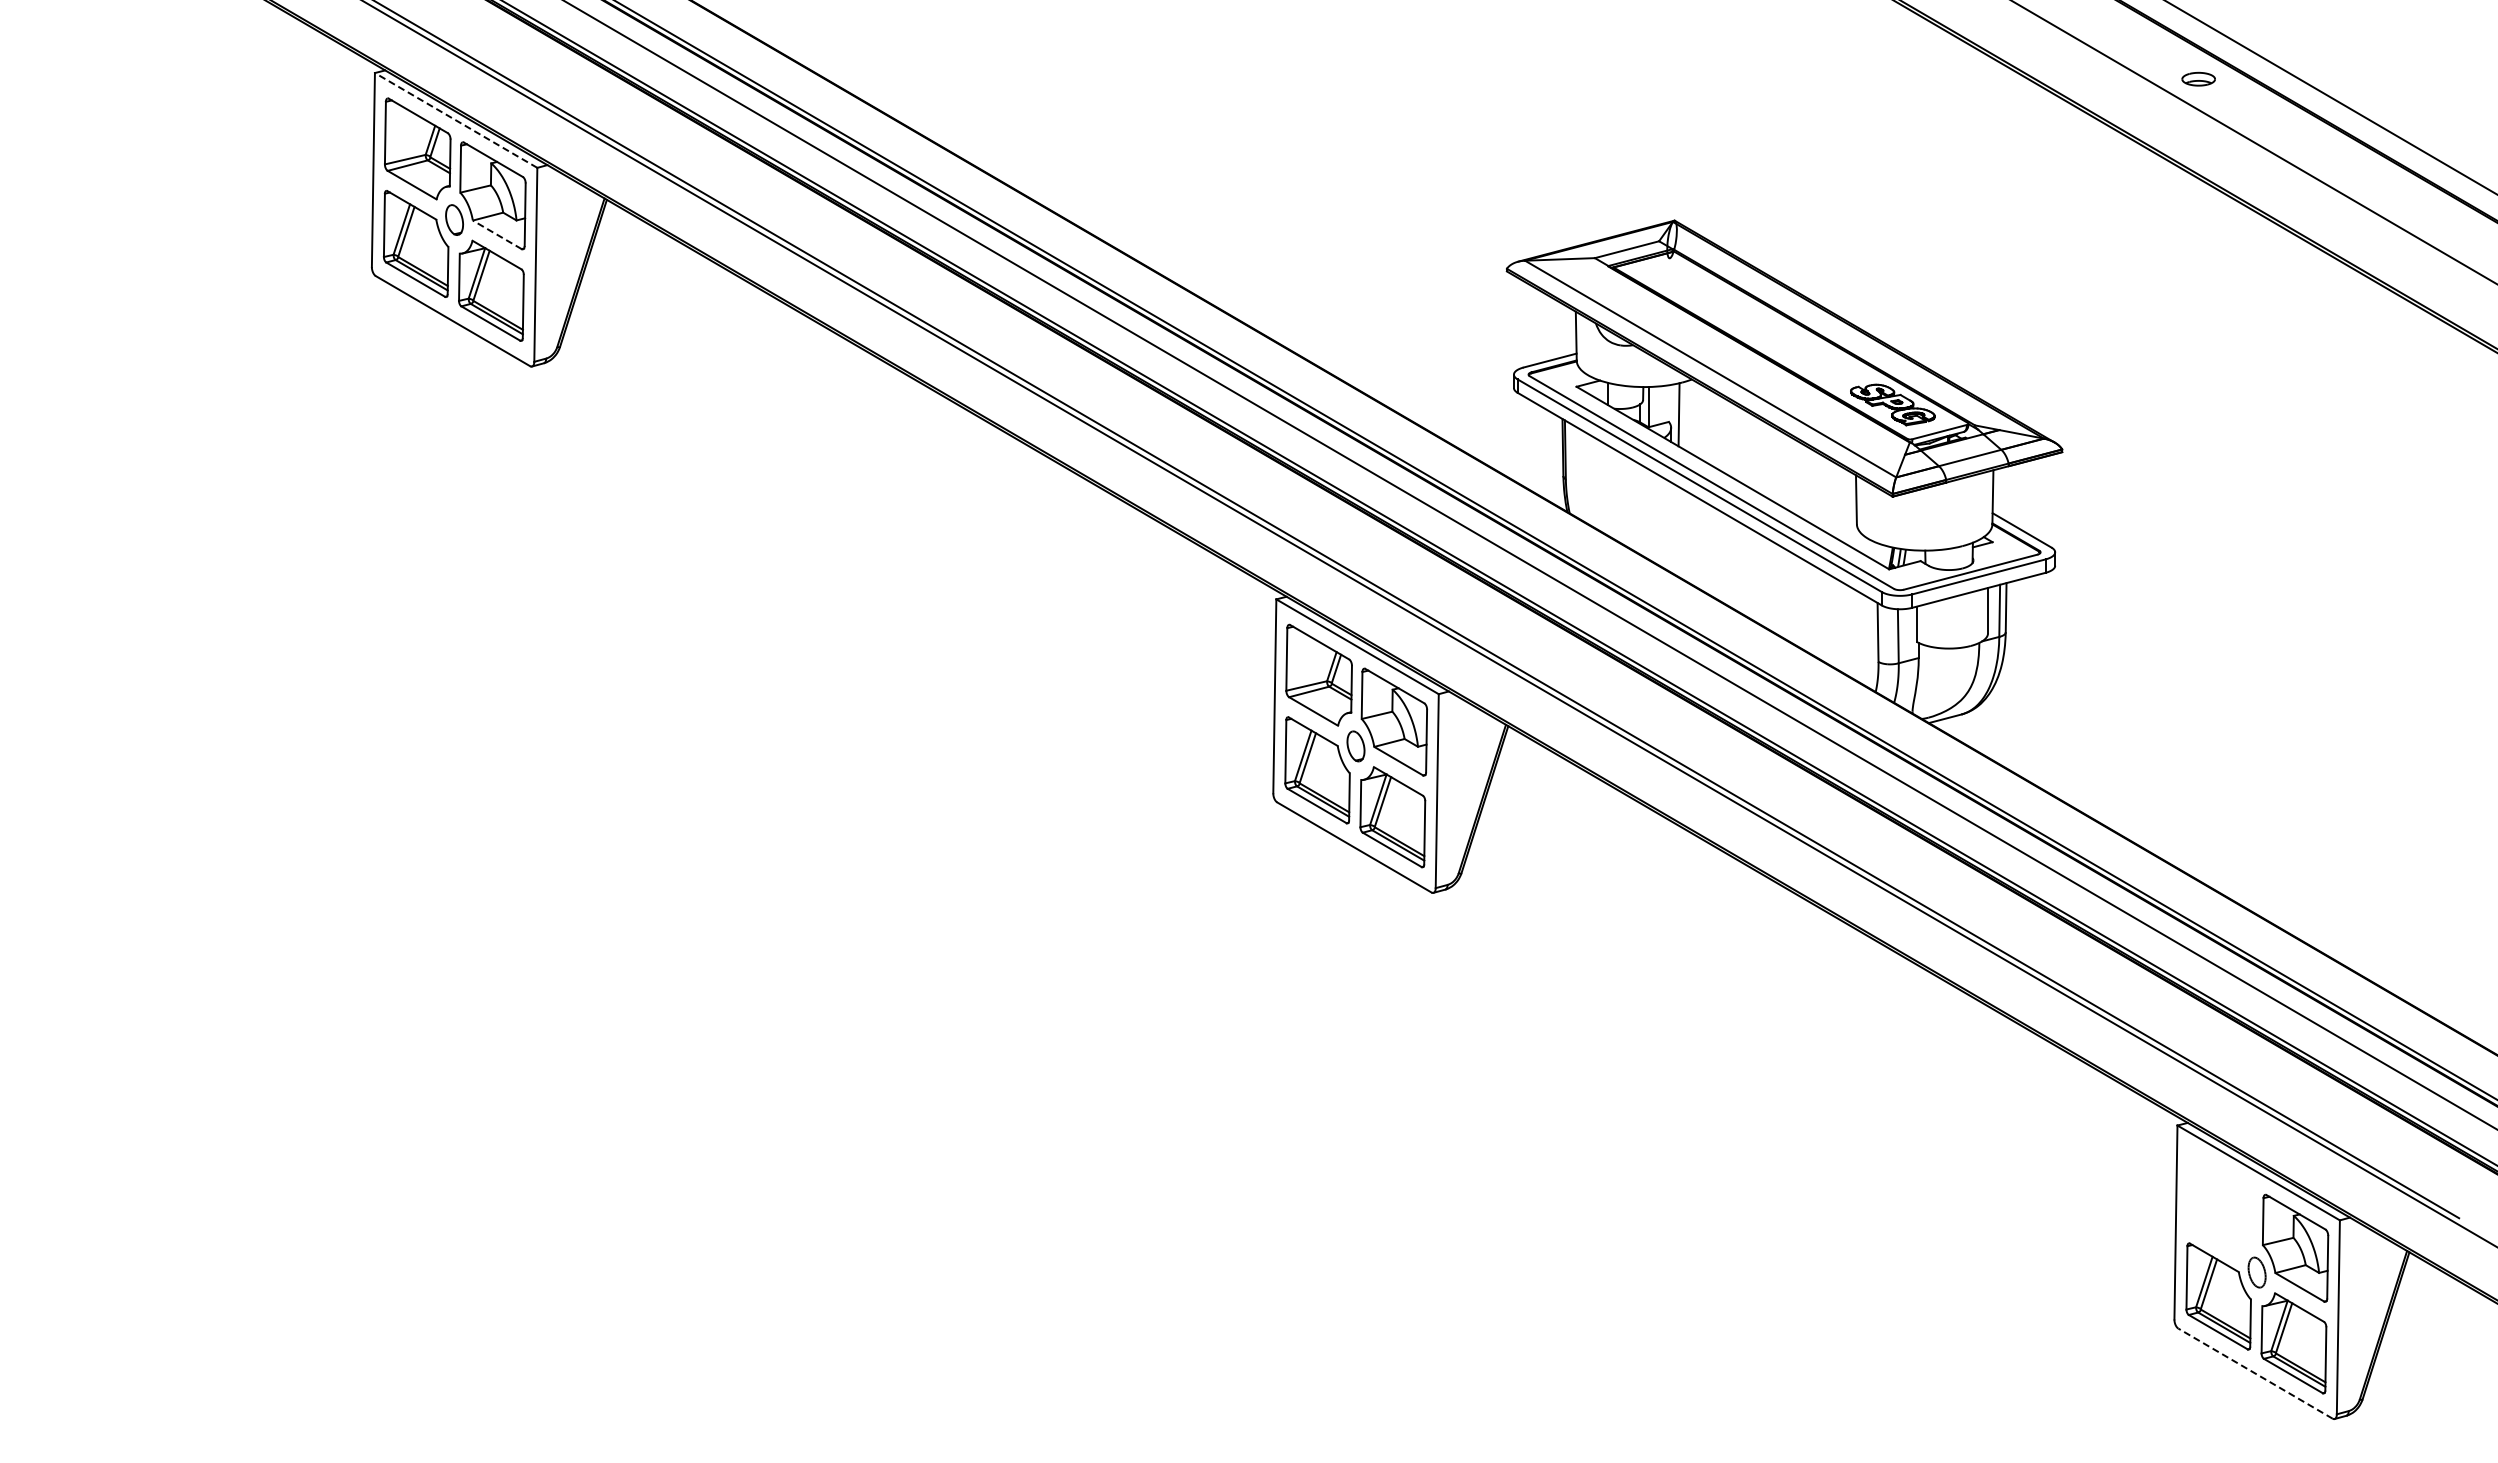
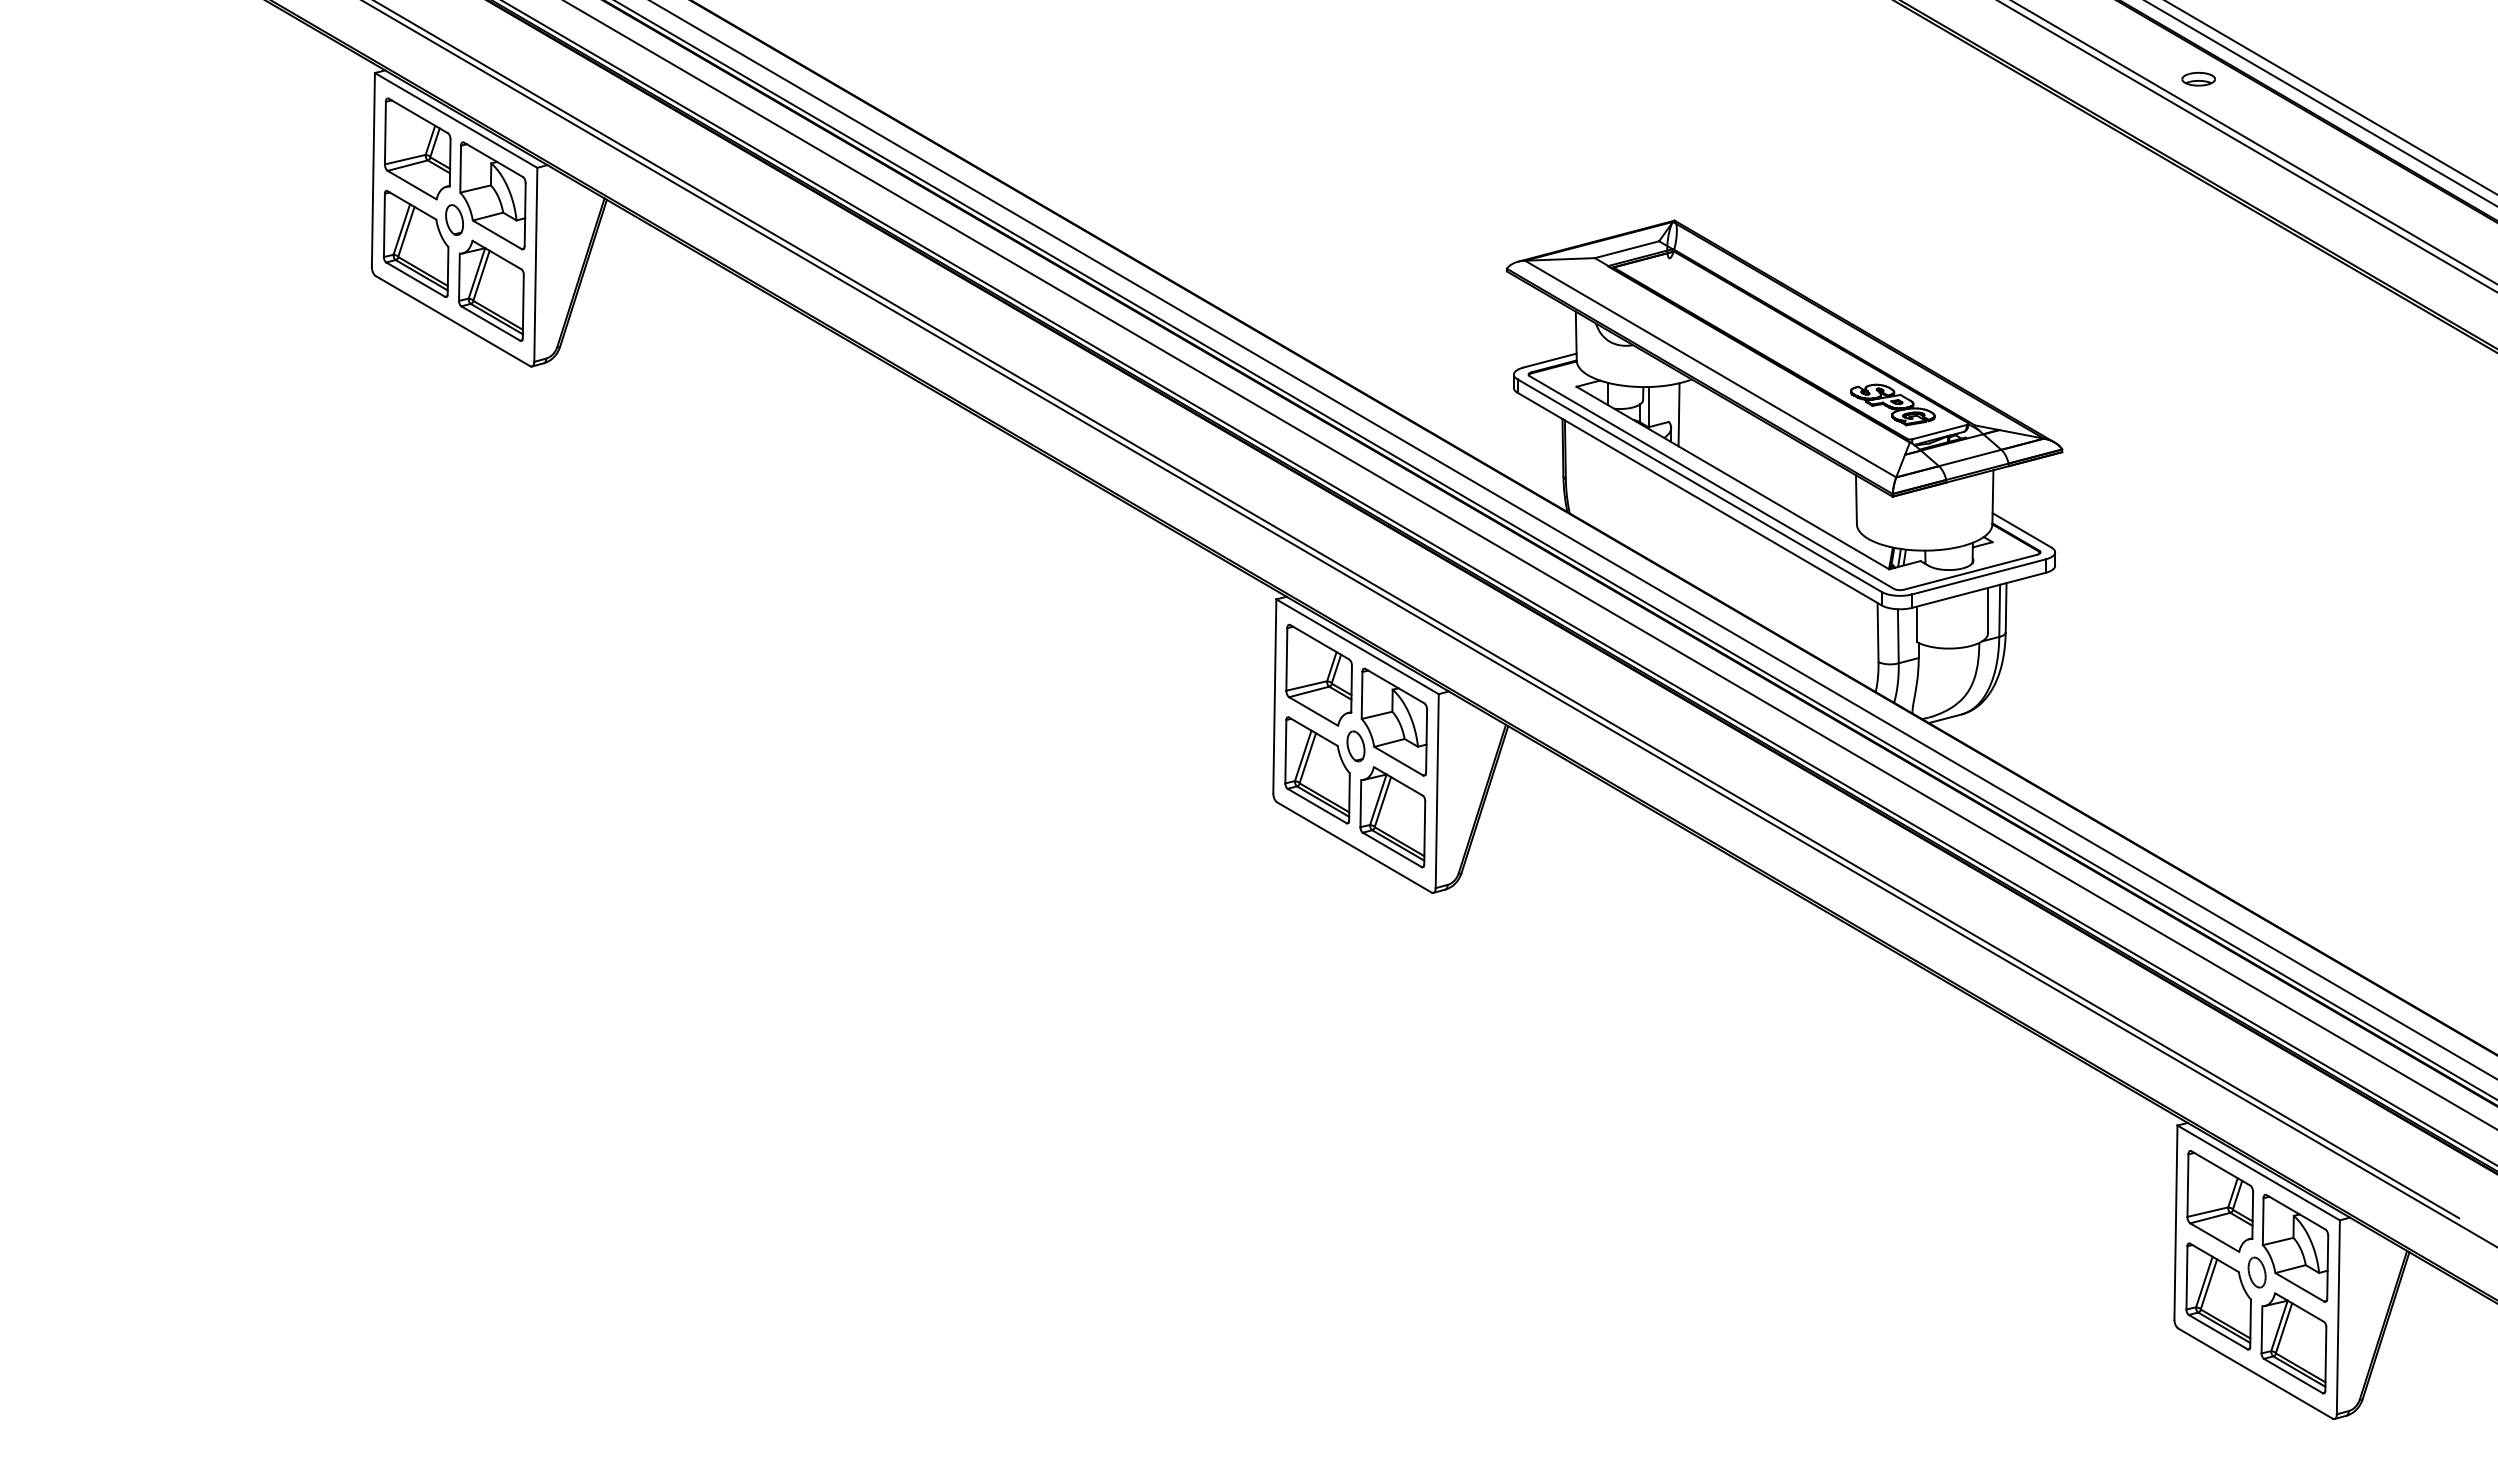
line: none -> present (2320, 103)
line: dashed -> solid (455, 120)
line: none -> present (2247, 146)
line: dashed -> solid (496, 234)
line: none -> present (1573, 540)
part: none -> present (2220, 1201)
line: dashed -> solid (2255, 1373)
